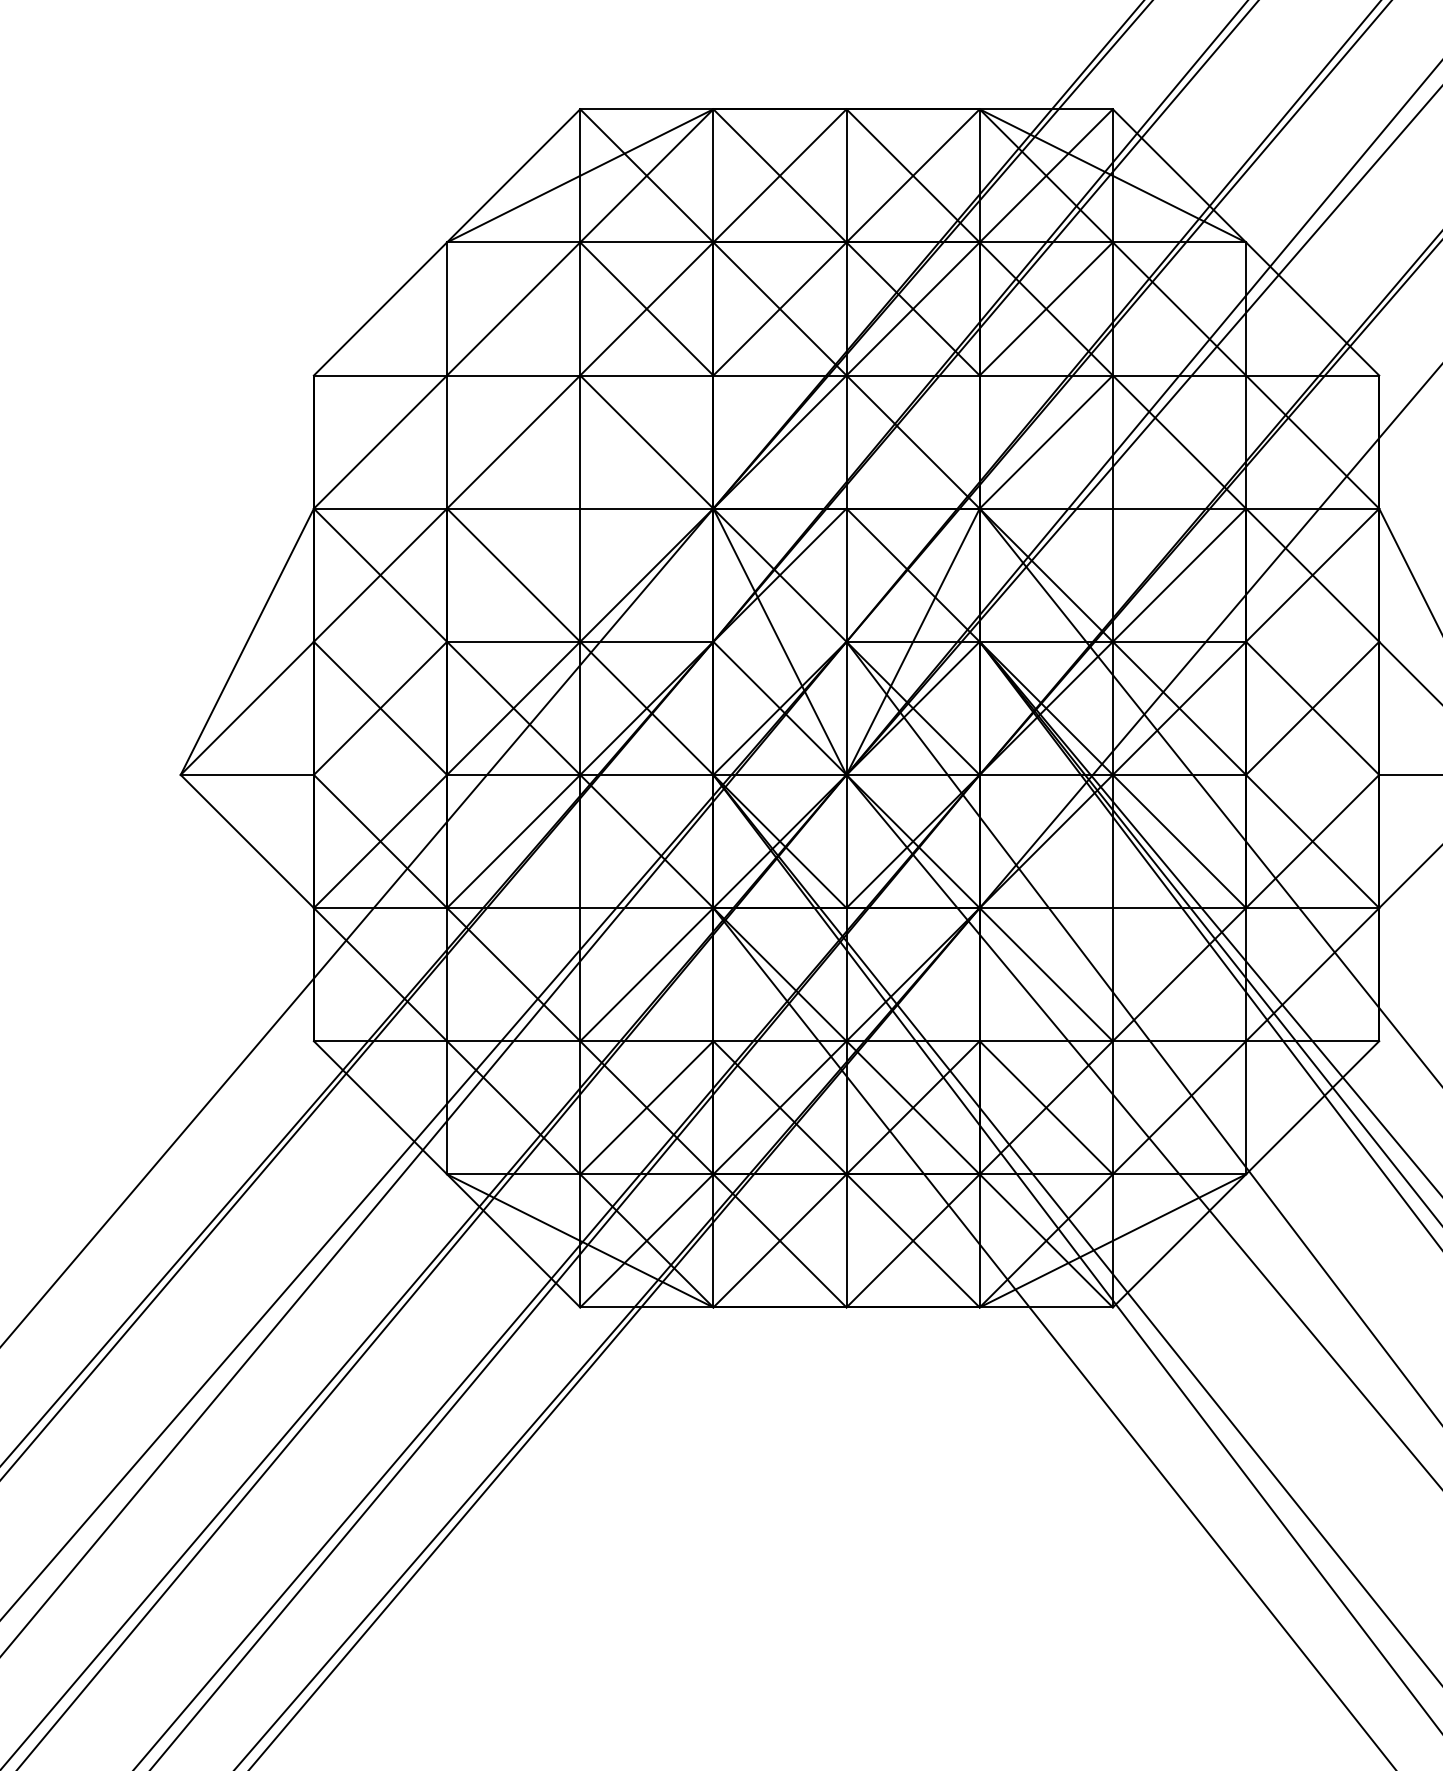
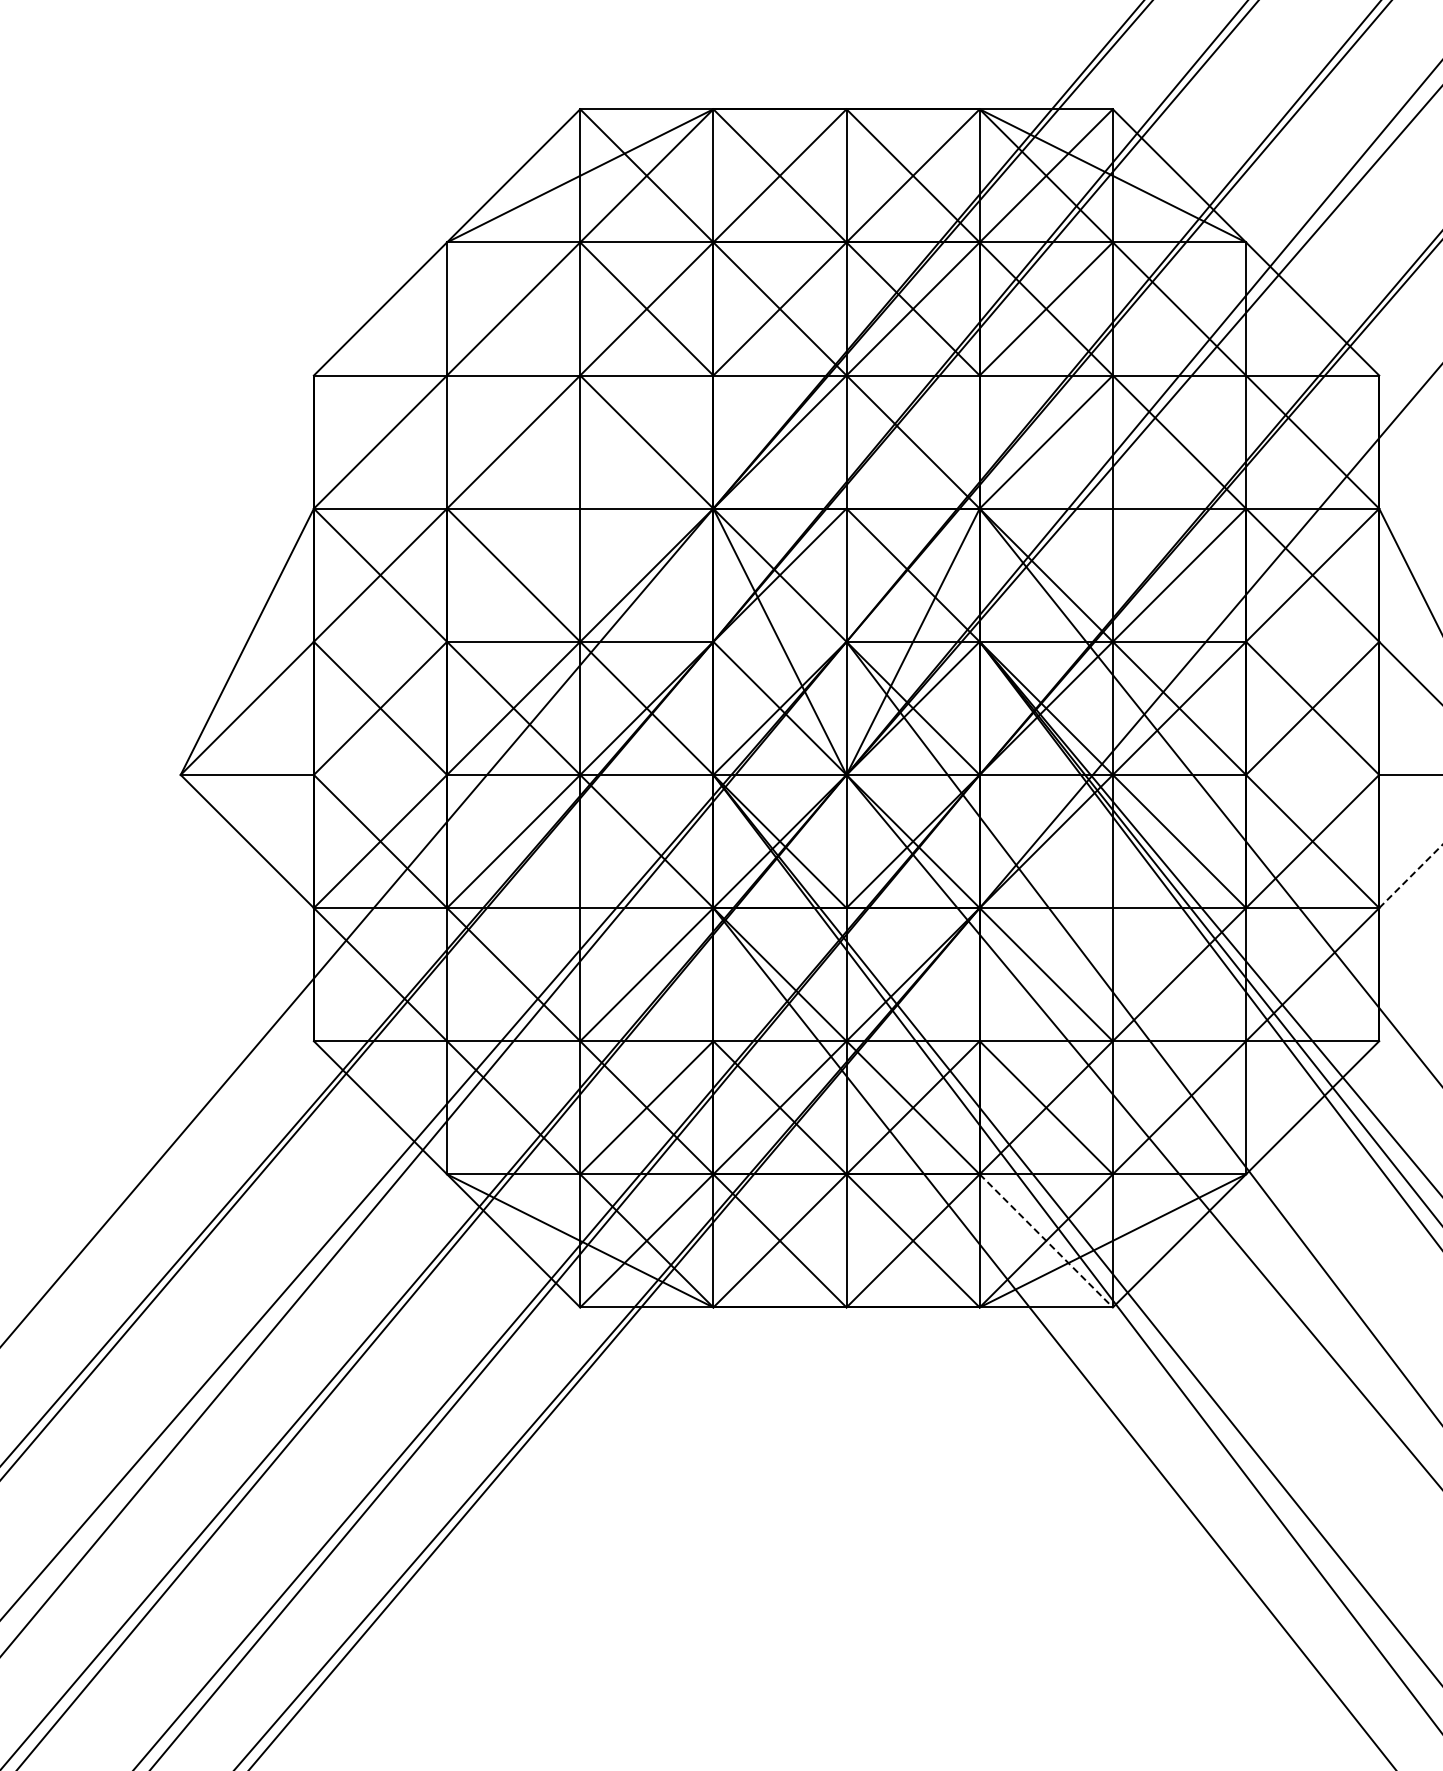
line: solid -> dashed (1410, 876)
line: solid -> dashed (1046, 1241)
